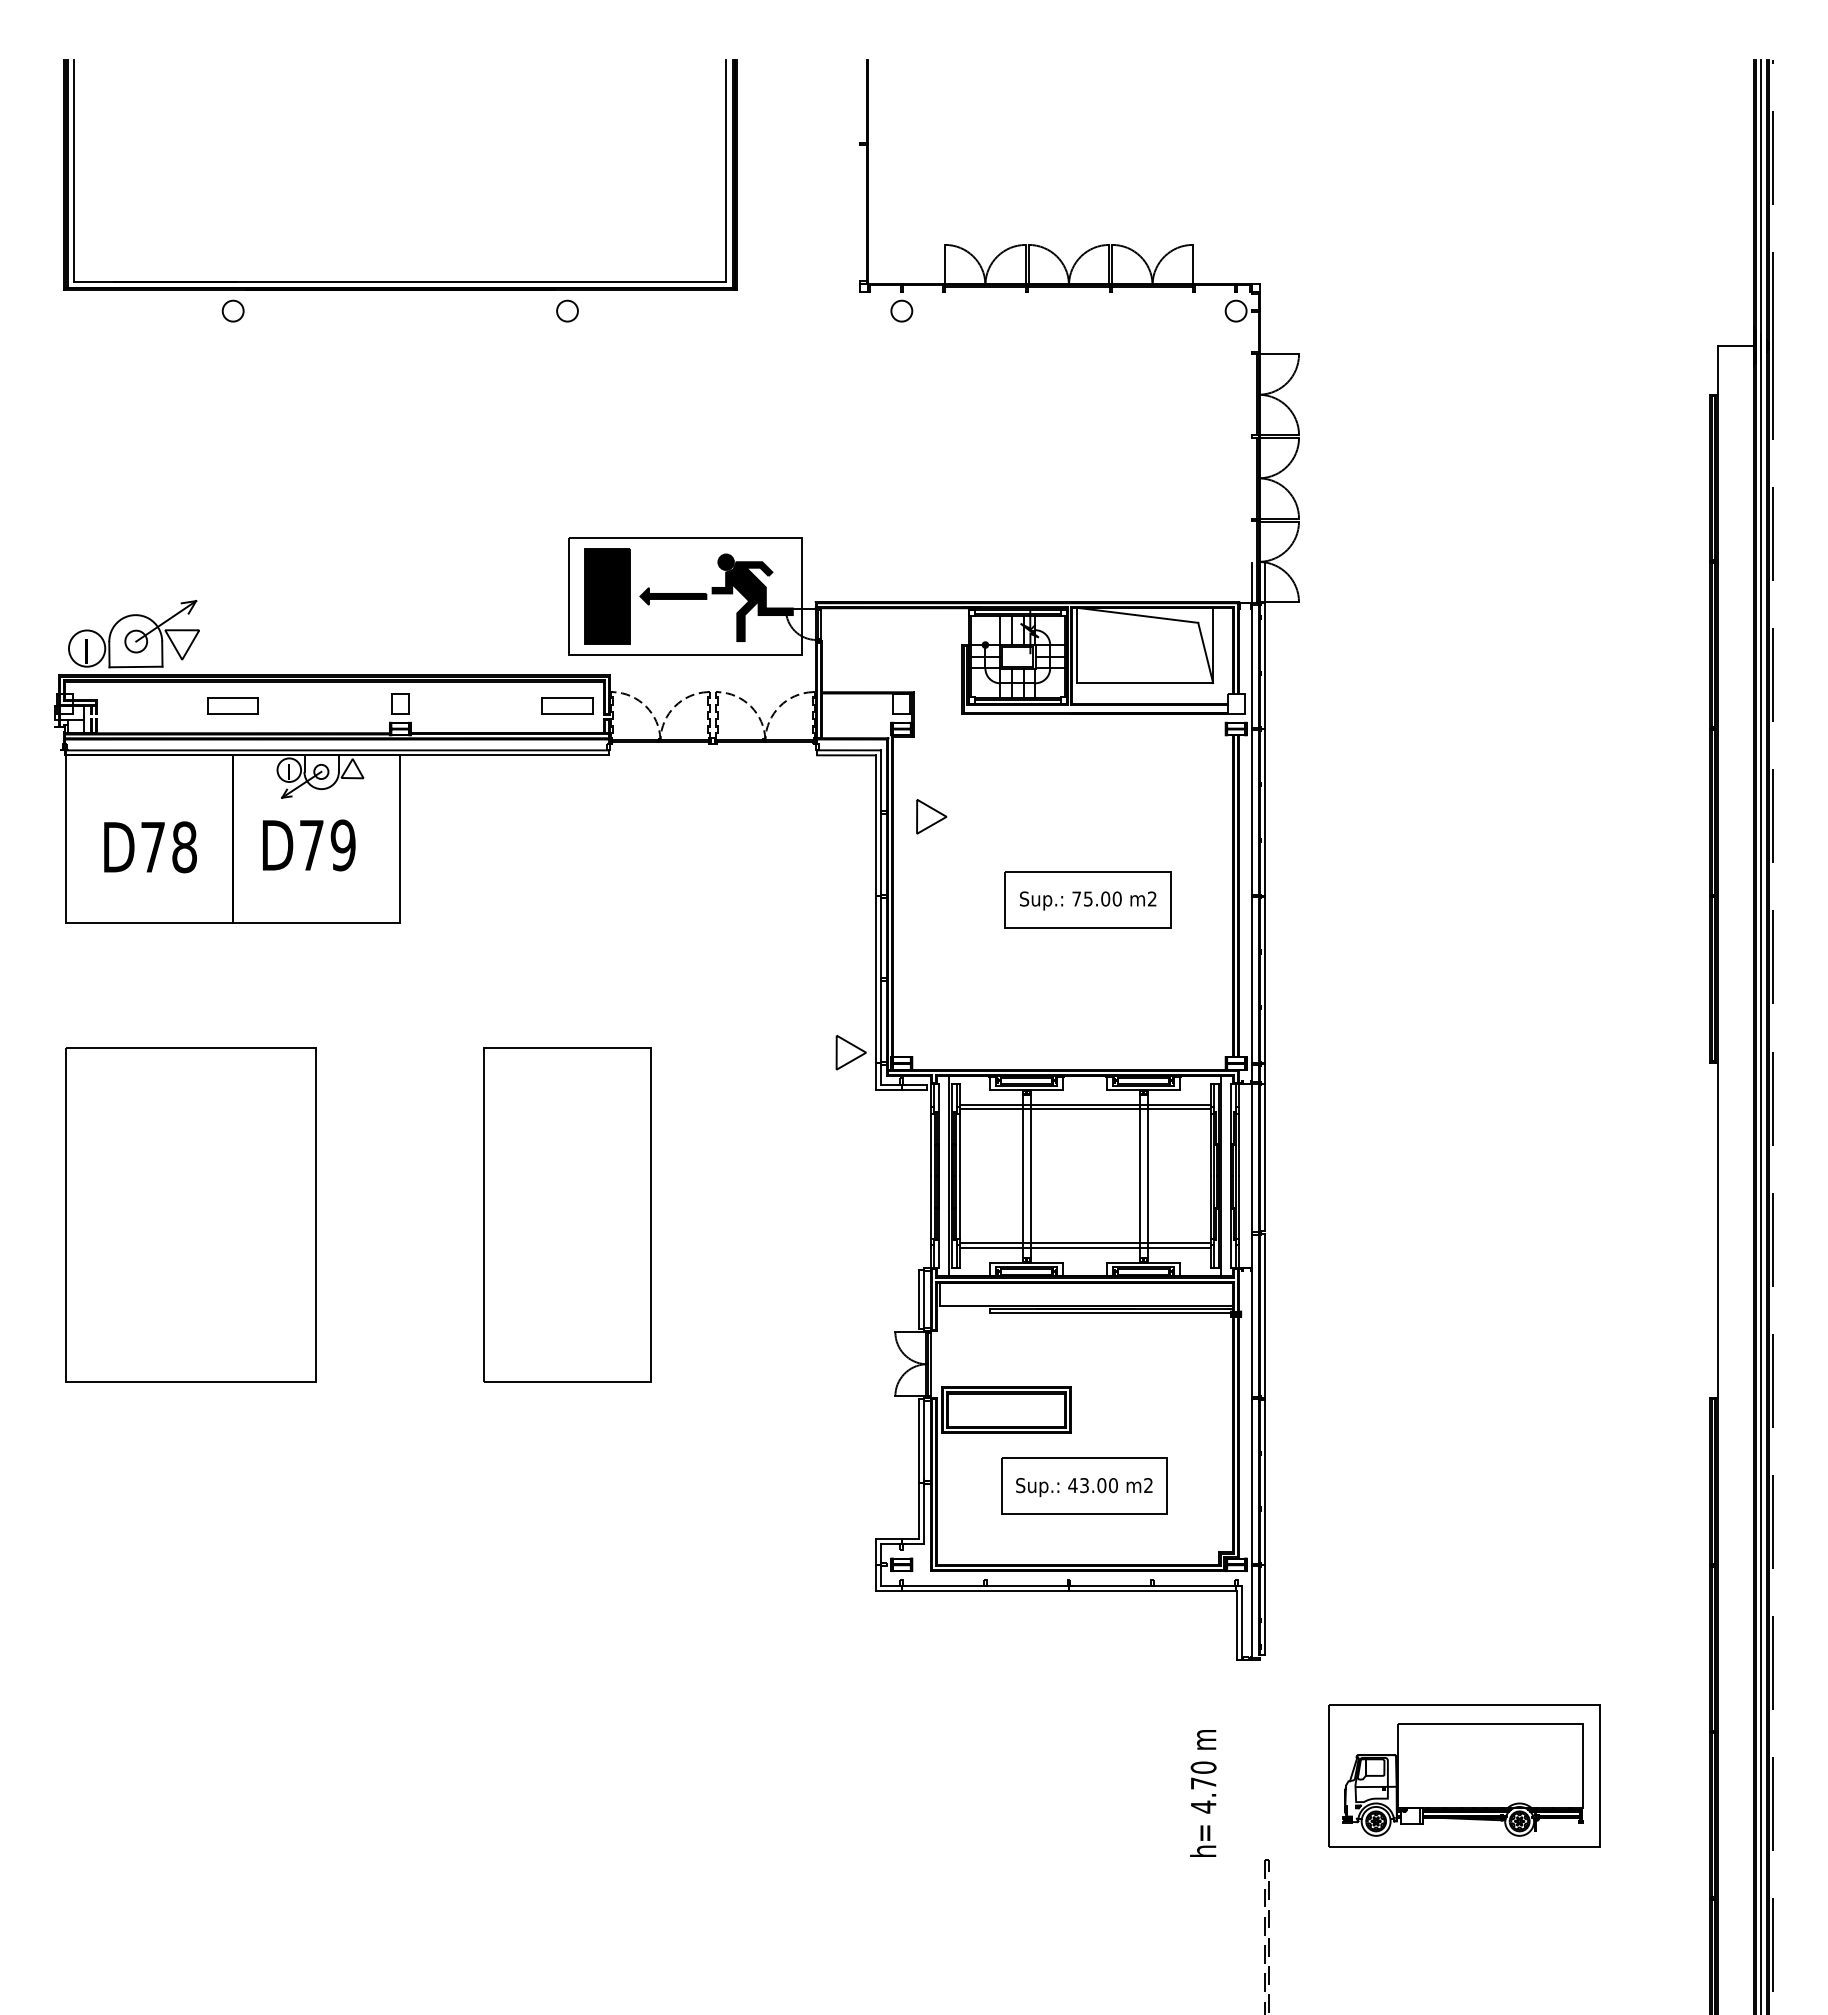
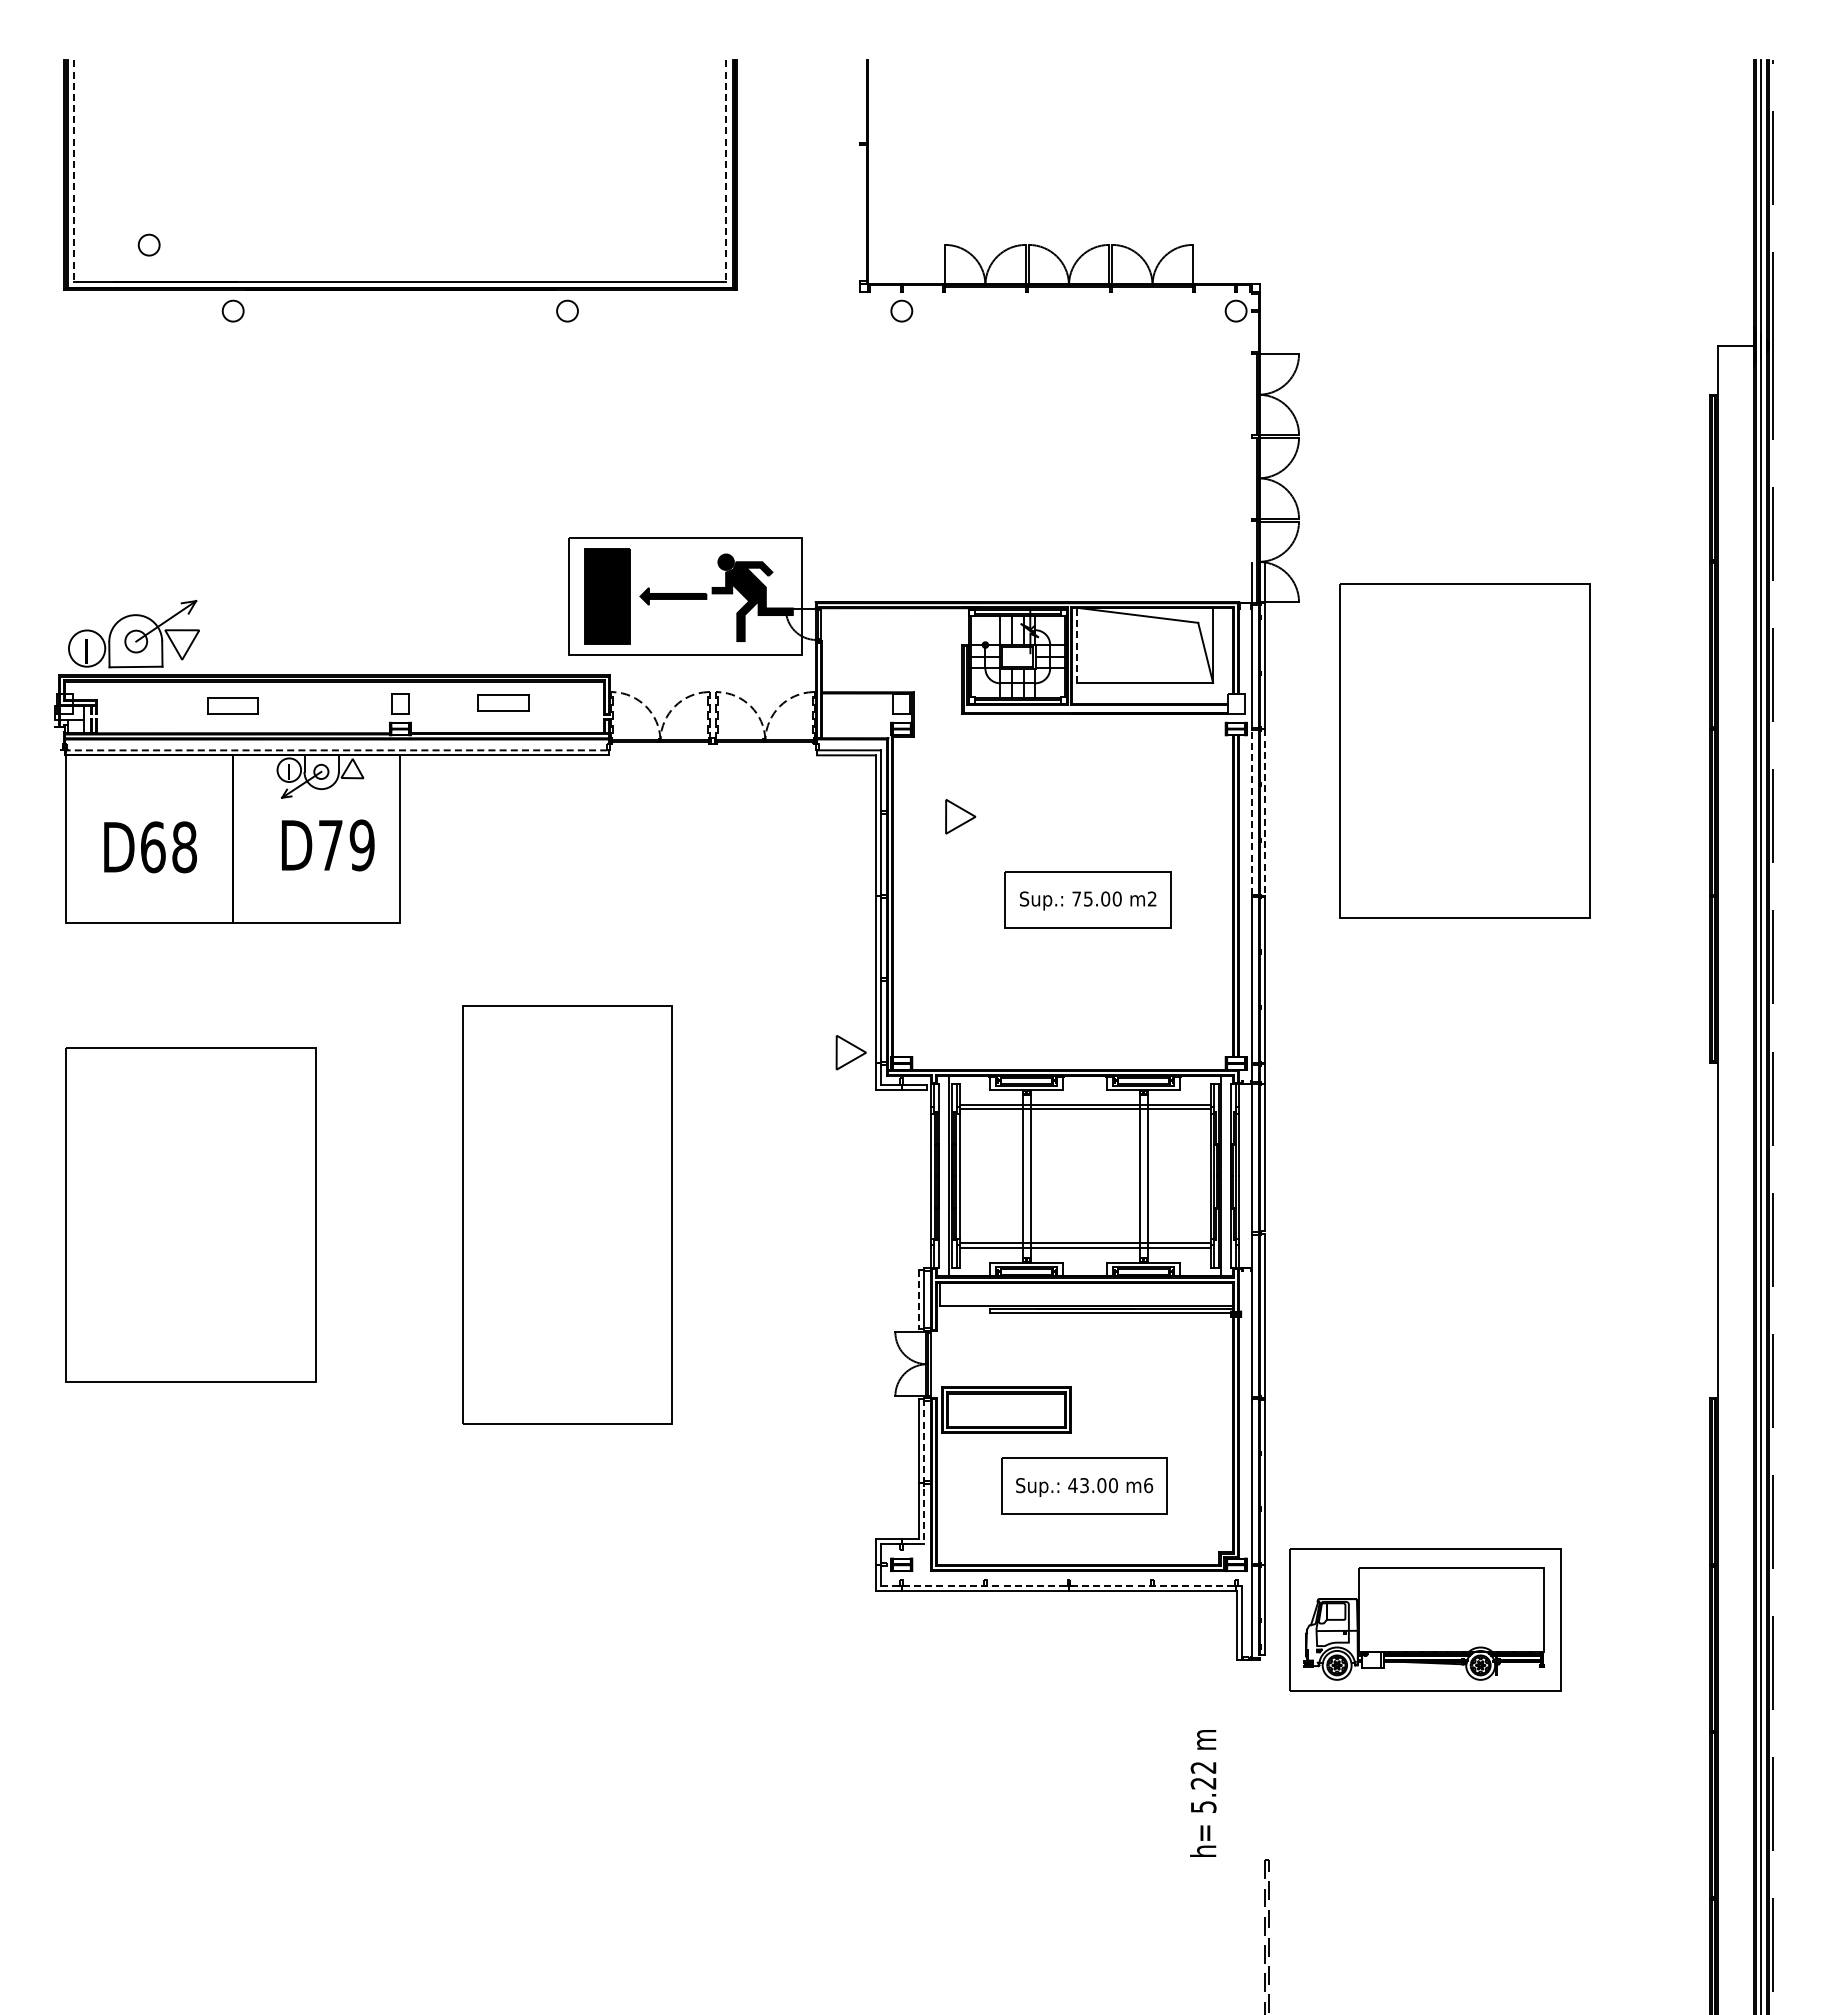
line: solid -> dashed (74, 171)
line: solid -> dashed (726, 171)
circle: none -> present (148, 244)
line: solid -> dashed (1077, 645)
part position: (567, 705) -> (503, 702) (503, 702)
line: solid -> dashed (336, 750)
part: none -> present (1464, 750)
line: solid -> dashed (1251, 812)
line: solid -> dashed (1264, 813)
part position: (931, 816) -> (960, 816) (960, 816)
text position: (309, 845) -> (328, 845) (328, 845)
text: D78 -> D68 (153, 847)
part size: 169x336 px -> 211x420 px (567, 1214)
line: solid -> dashed (919, 1299)
line: solid -> dashed (924, 1471)
text: m2 -> m6 (1148, 1485)
line: solid -> dashed (1061, 1586)
part position: (1464, 1775) -> (1425, 1619) (1425, 1619)
text: 4.70 -> 5.22 (1203, 1787)
